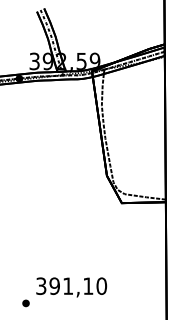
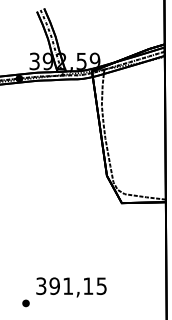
text: 391,10 -> 391,15 (101, 286)
